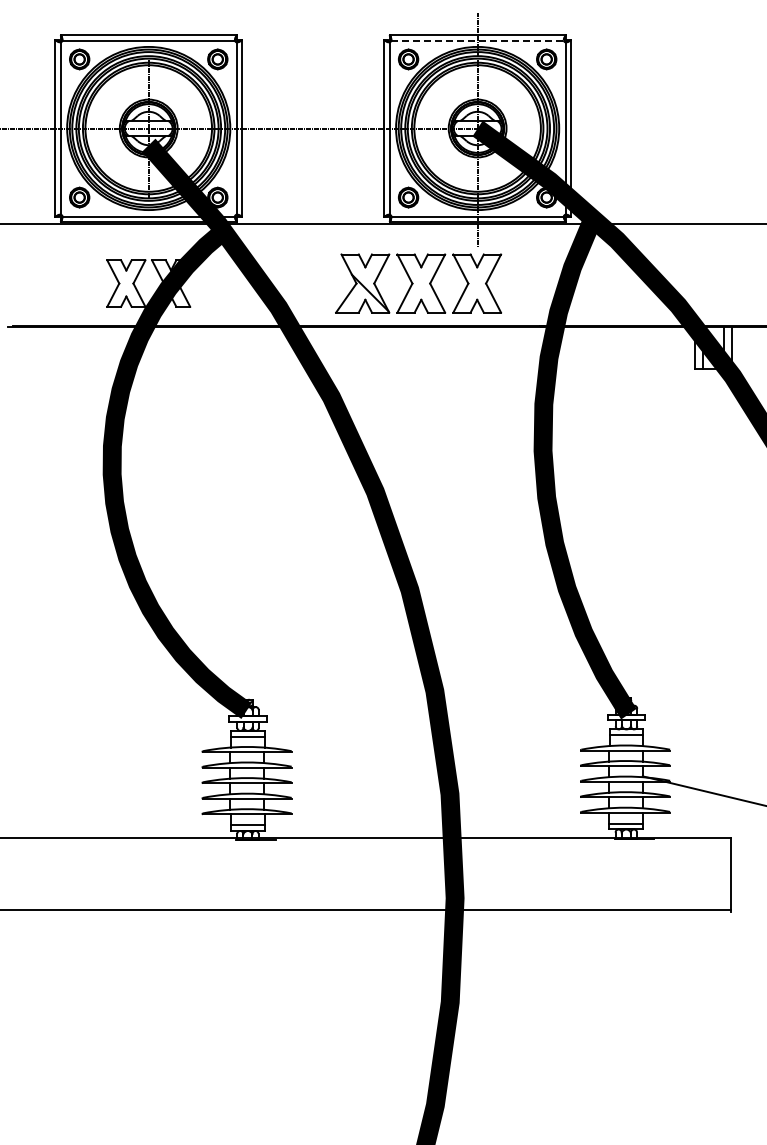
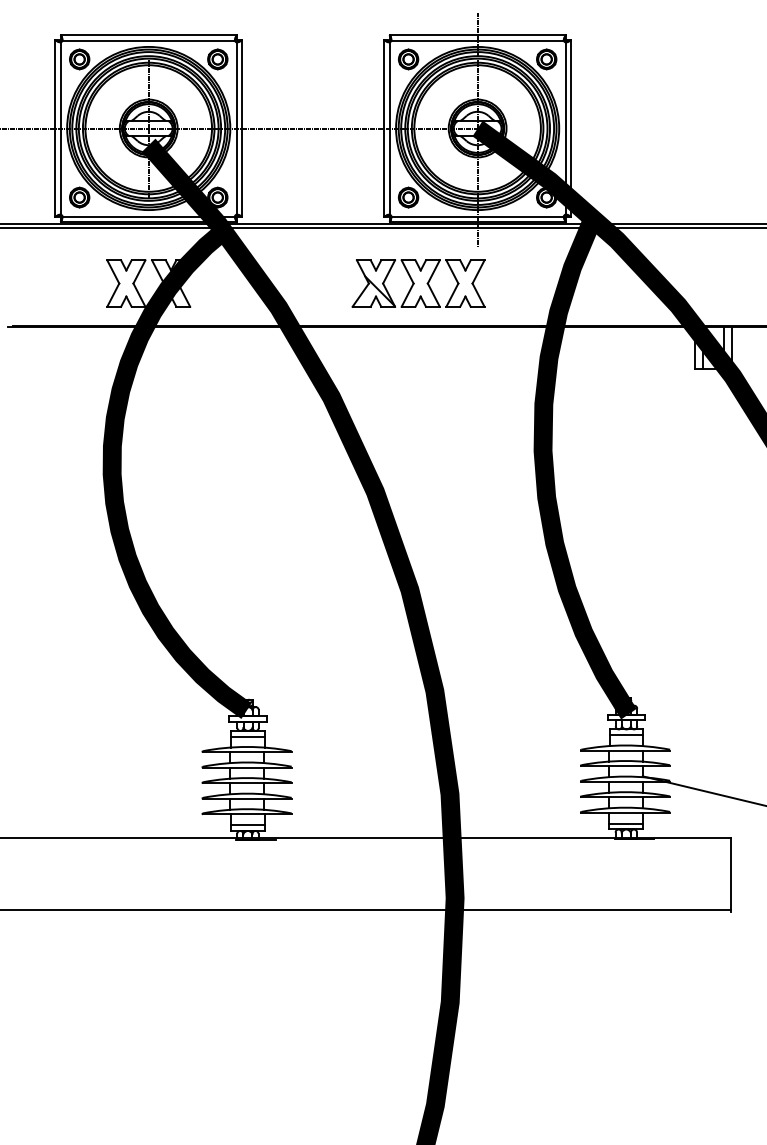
line: dashed -> solid (478, 40)
line: none -> present (382, 228)
part size: 168x61 px -> 135x49 px (418, 283)
